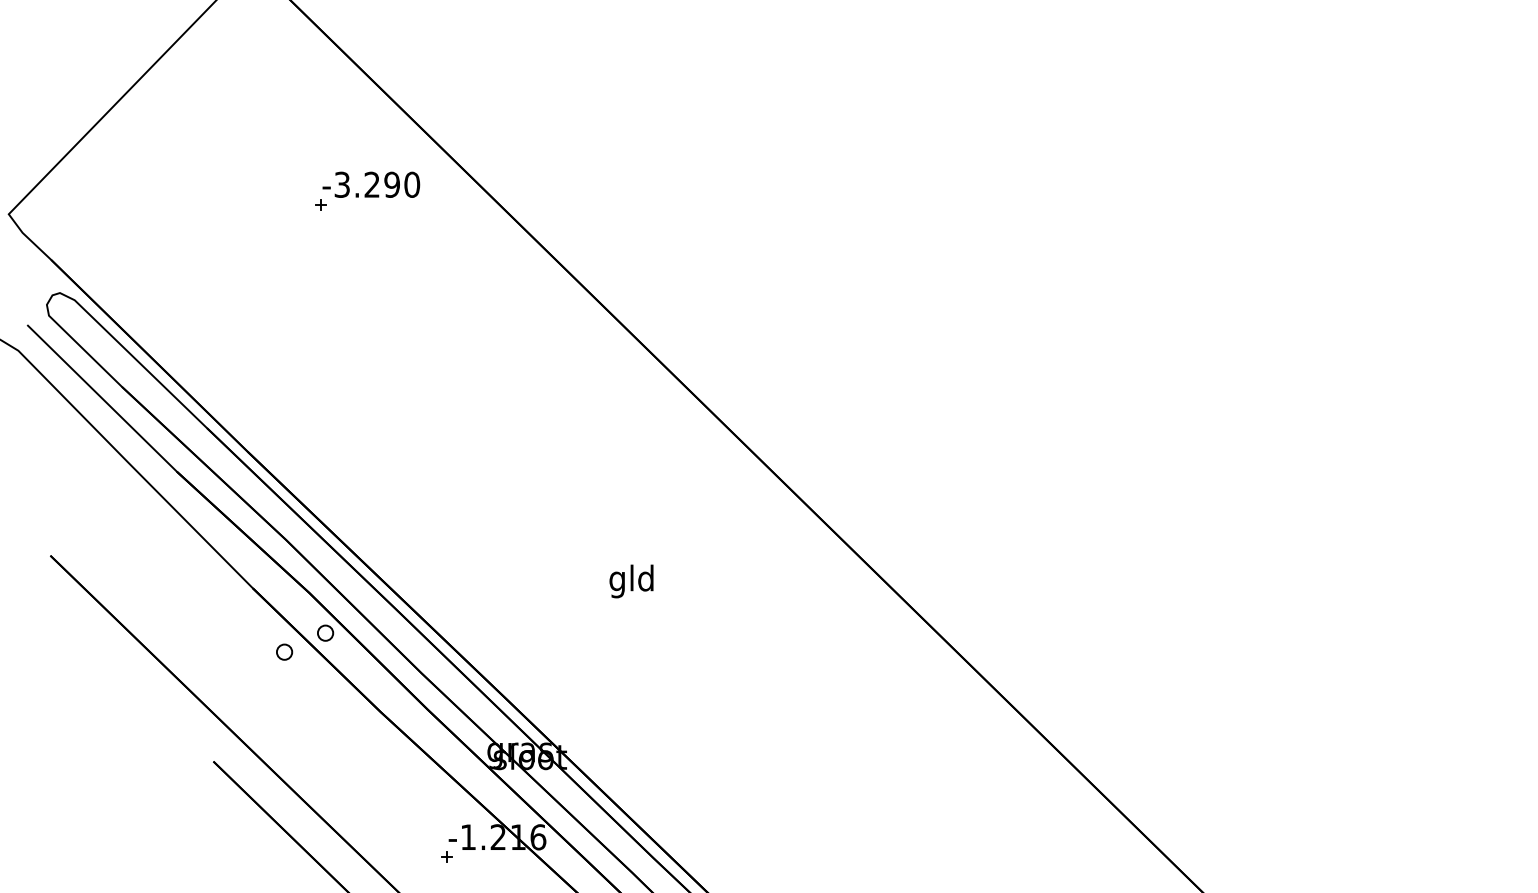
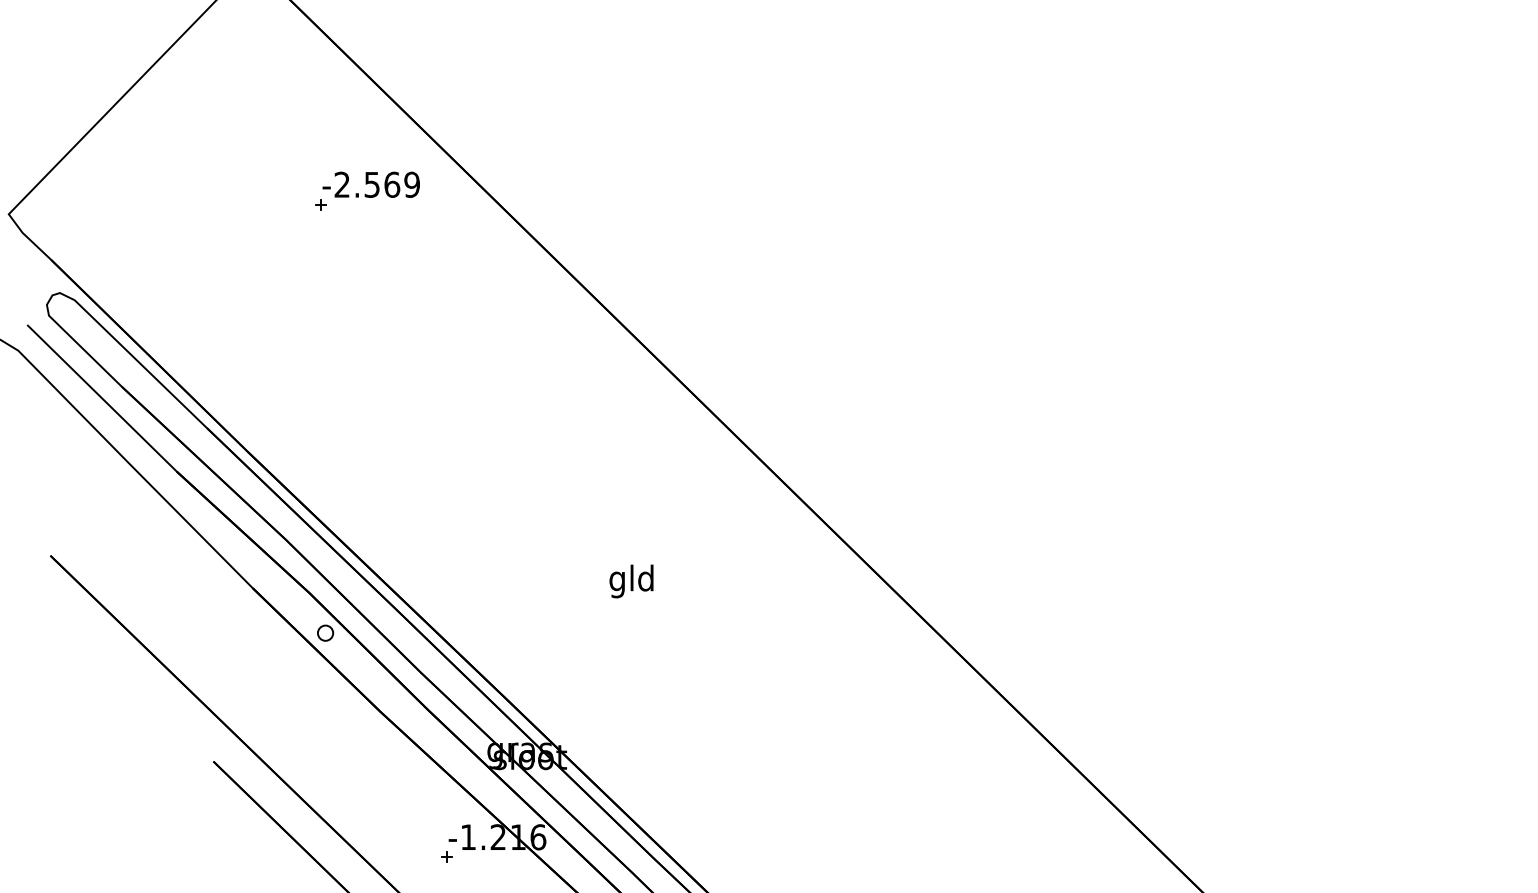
text: -3.290 -> -2.569 (377, 184)
part: present -> none (284, 651)
